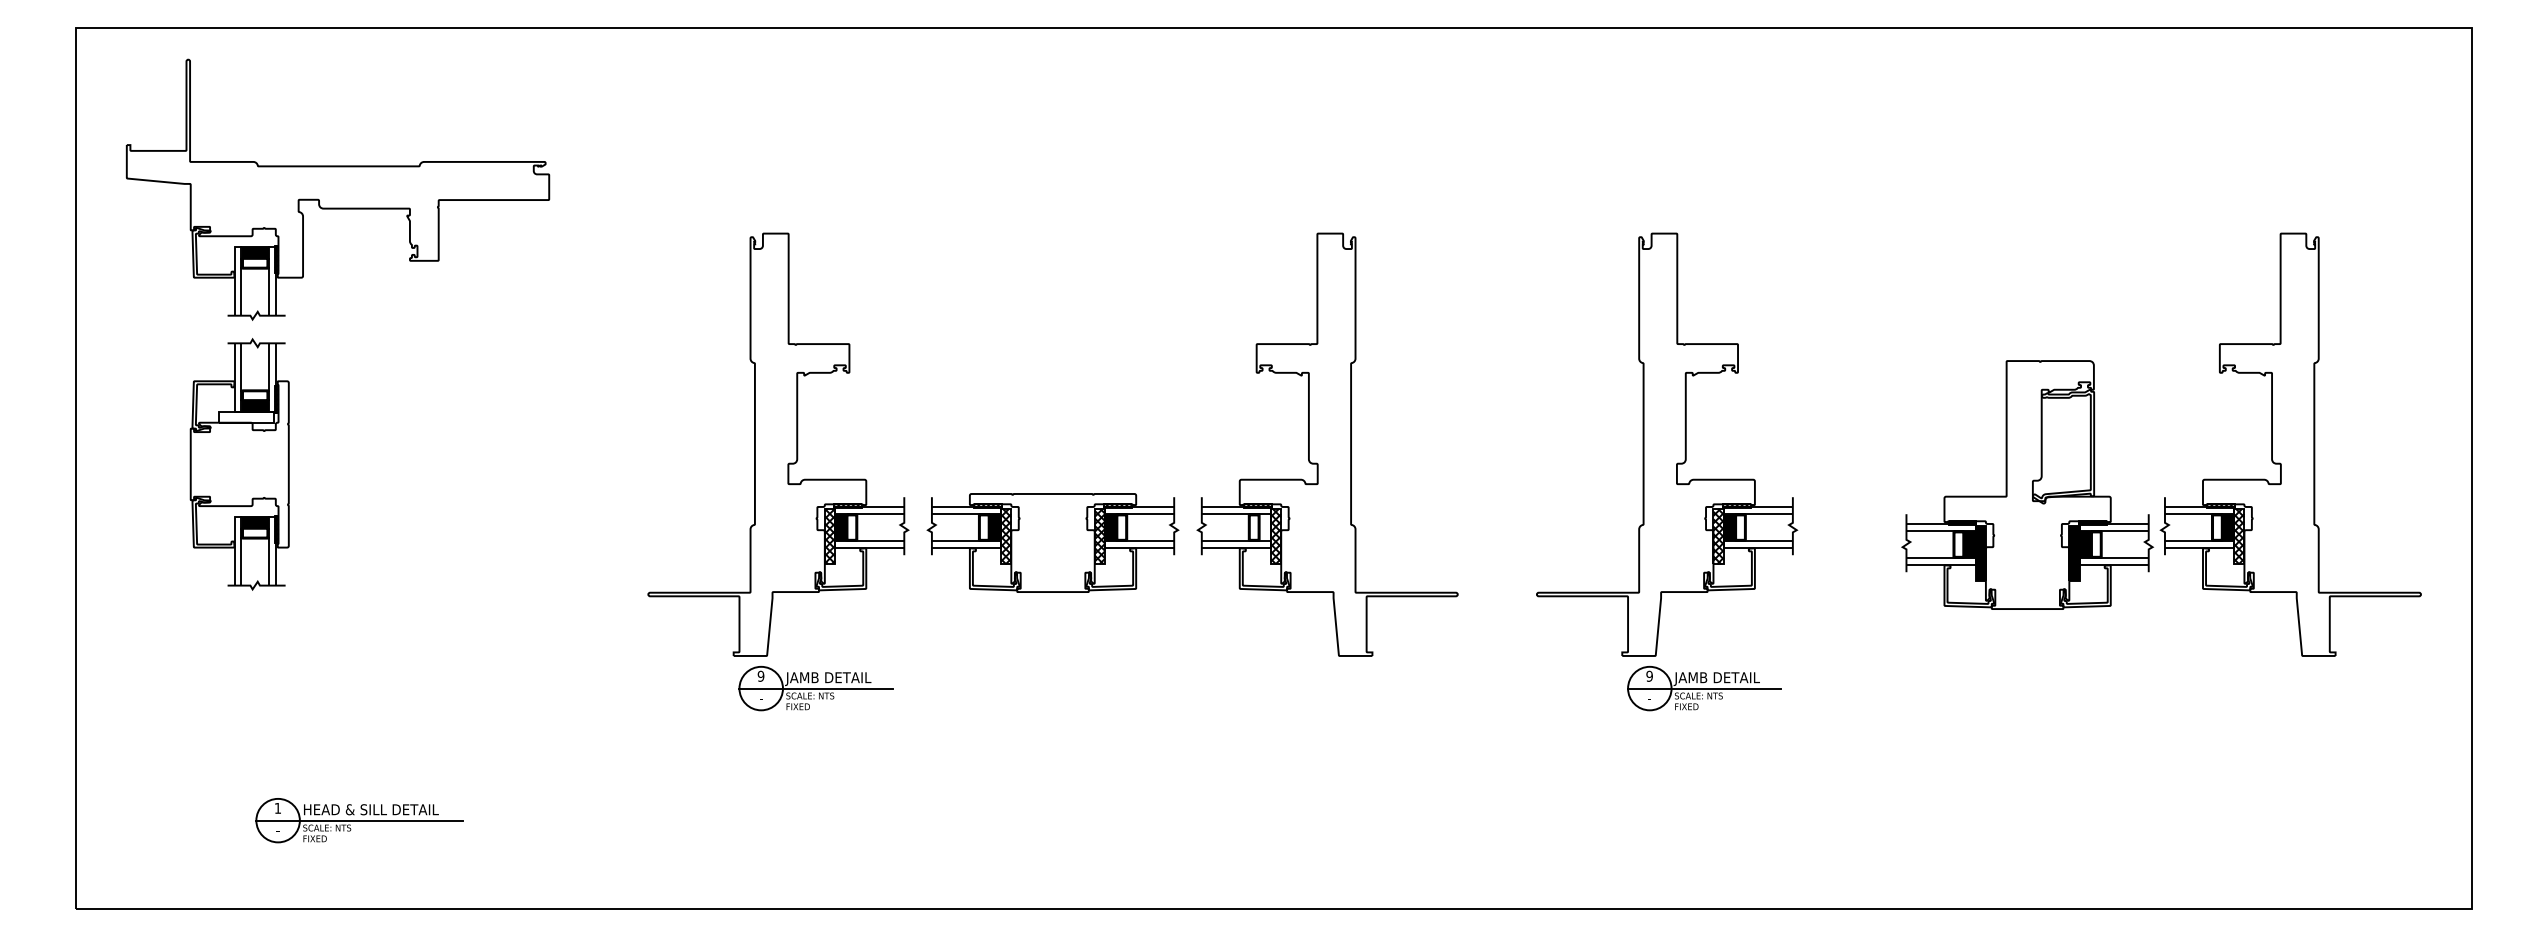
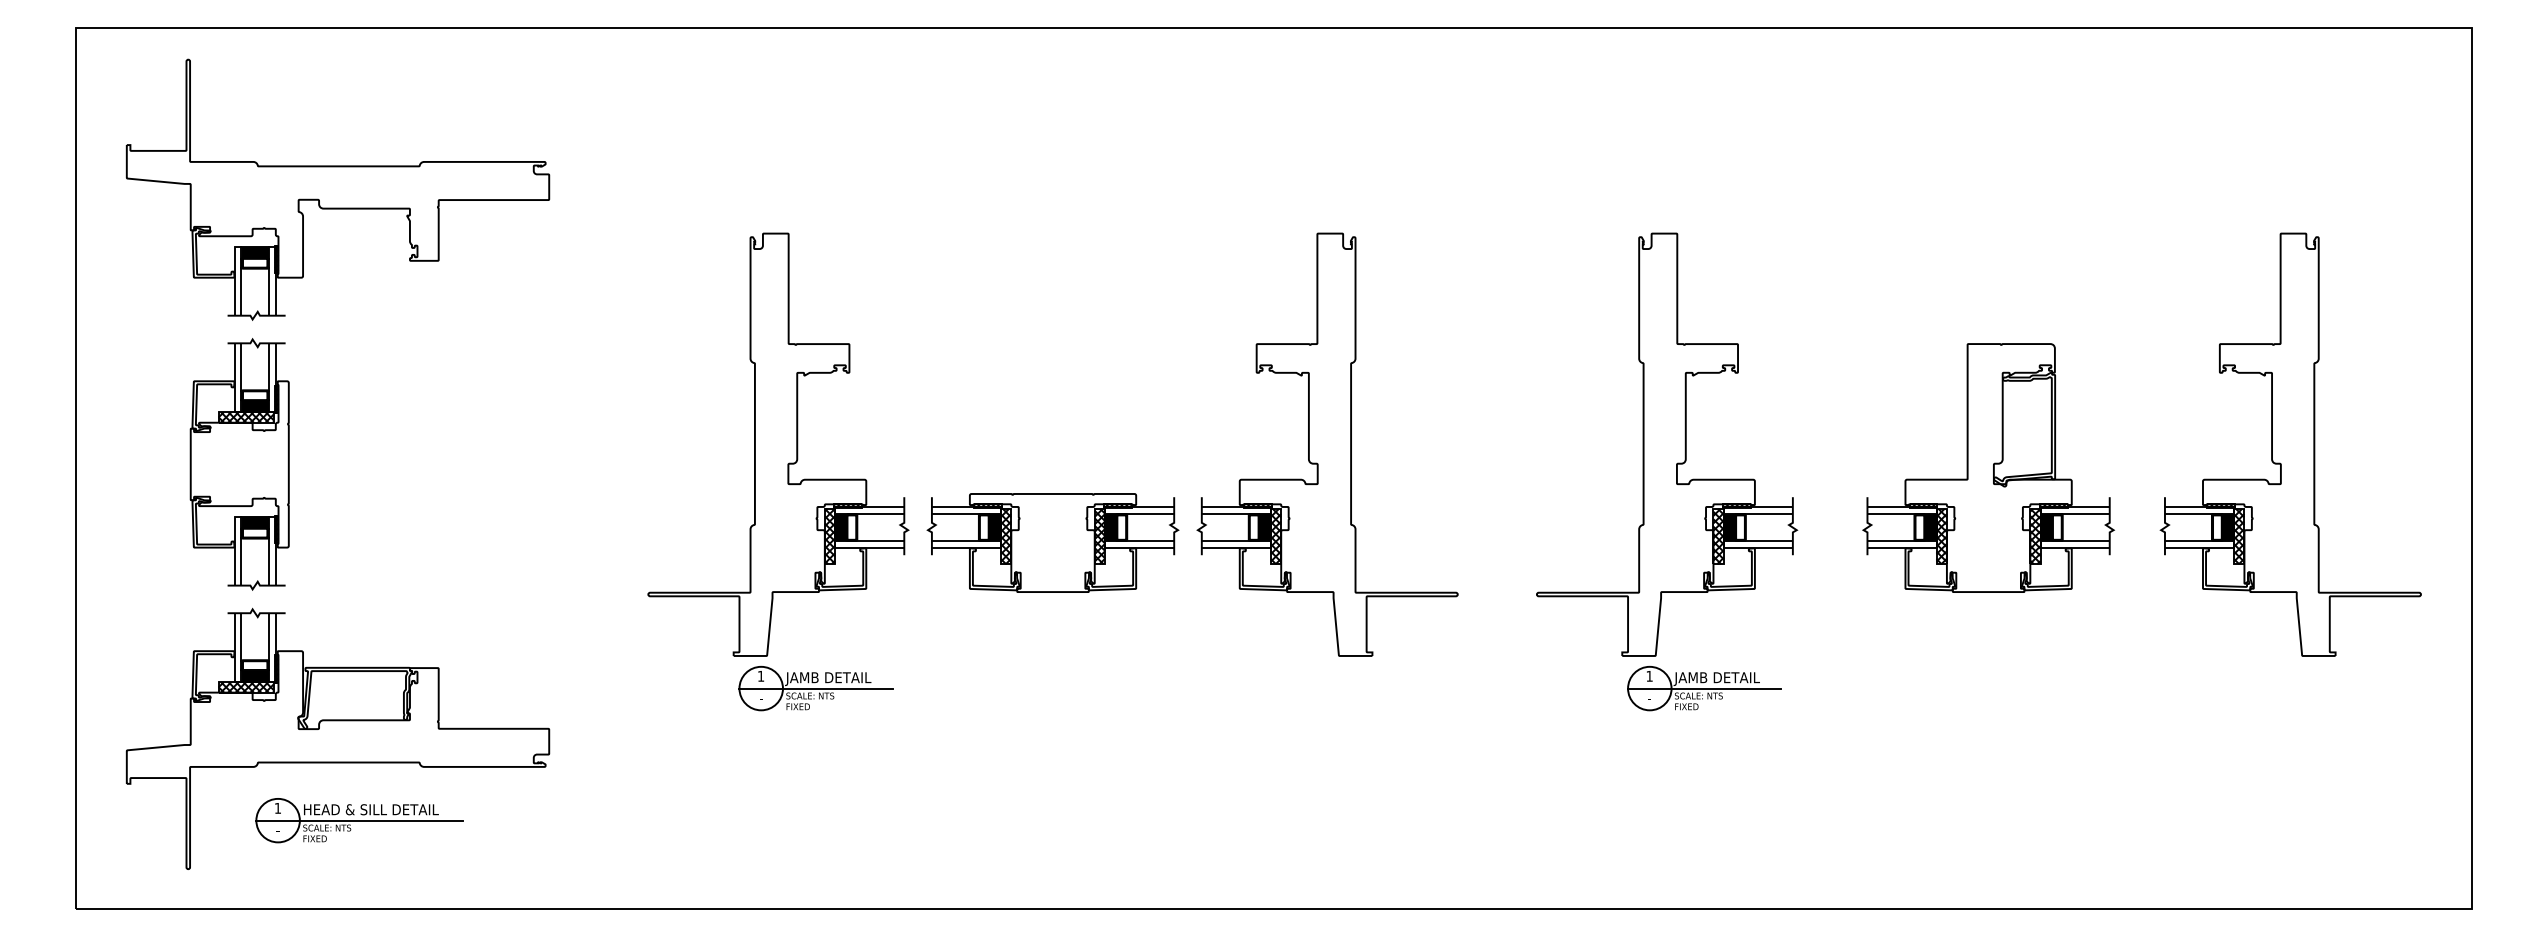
hatch: none -> present (245, 417)
part position: (2027, 484) -> (1988, 467) (1988, 467)
fill: none -> present (1264, 527)
text: 9 -> 1 (760, 675)
text: 9 -> 1 (1649, 675)
part: none -> present (337, 738)
